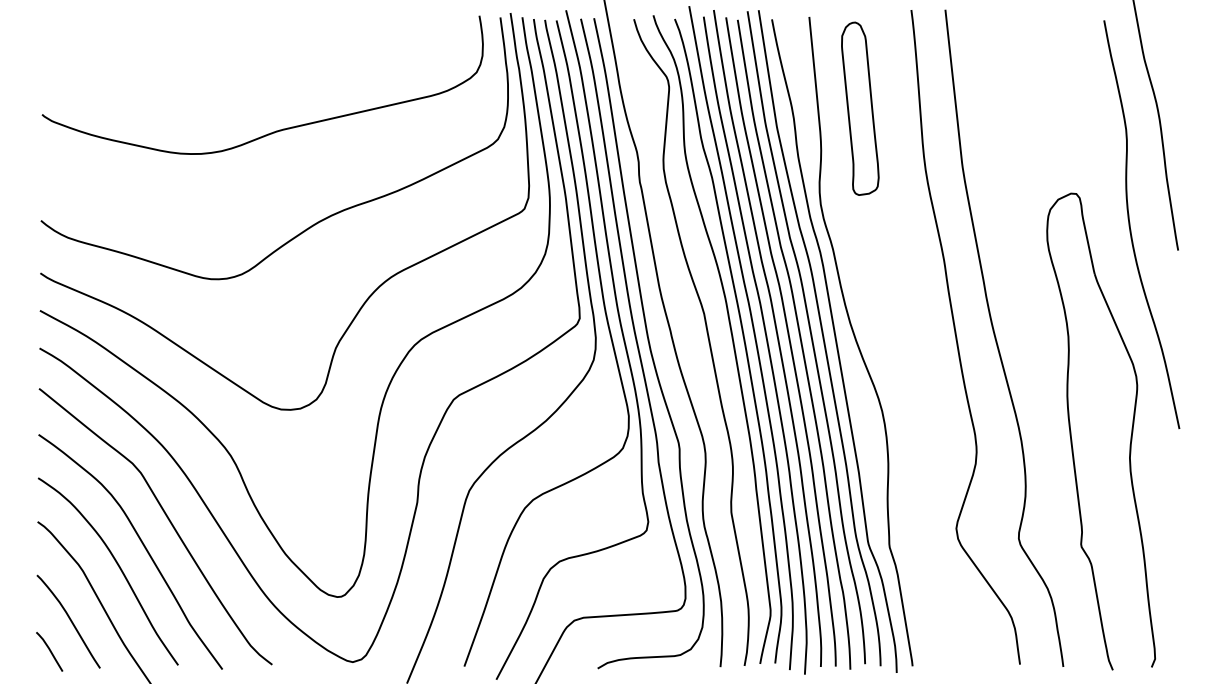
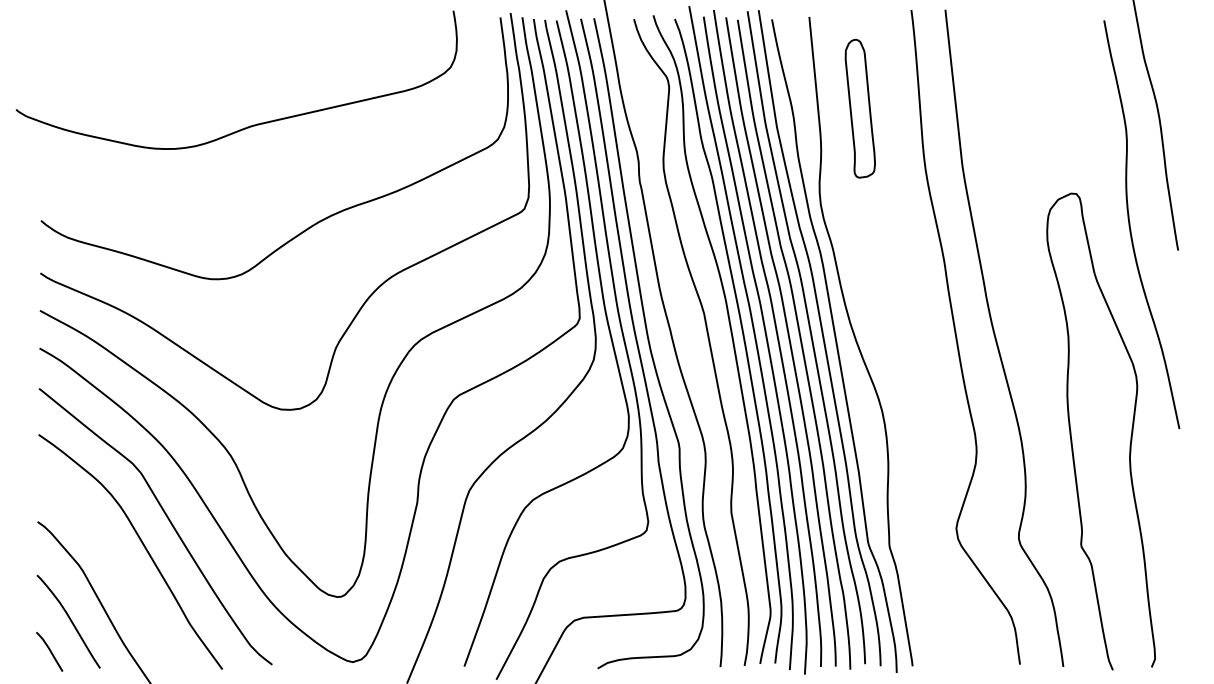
part size: 39x175 px -> 32x141 px (859, 108)
curve position: (276, 130) -> (250, 125) (250, 125)
curve: present -> none (117, 565)
